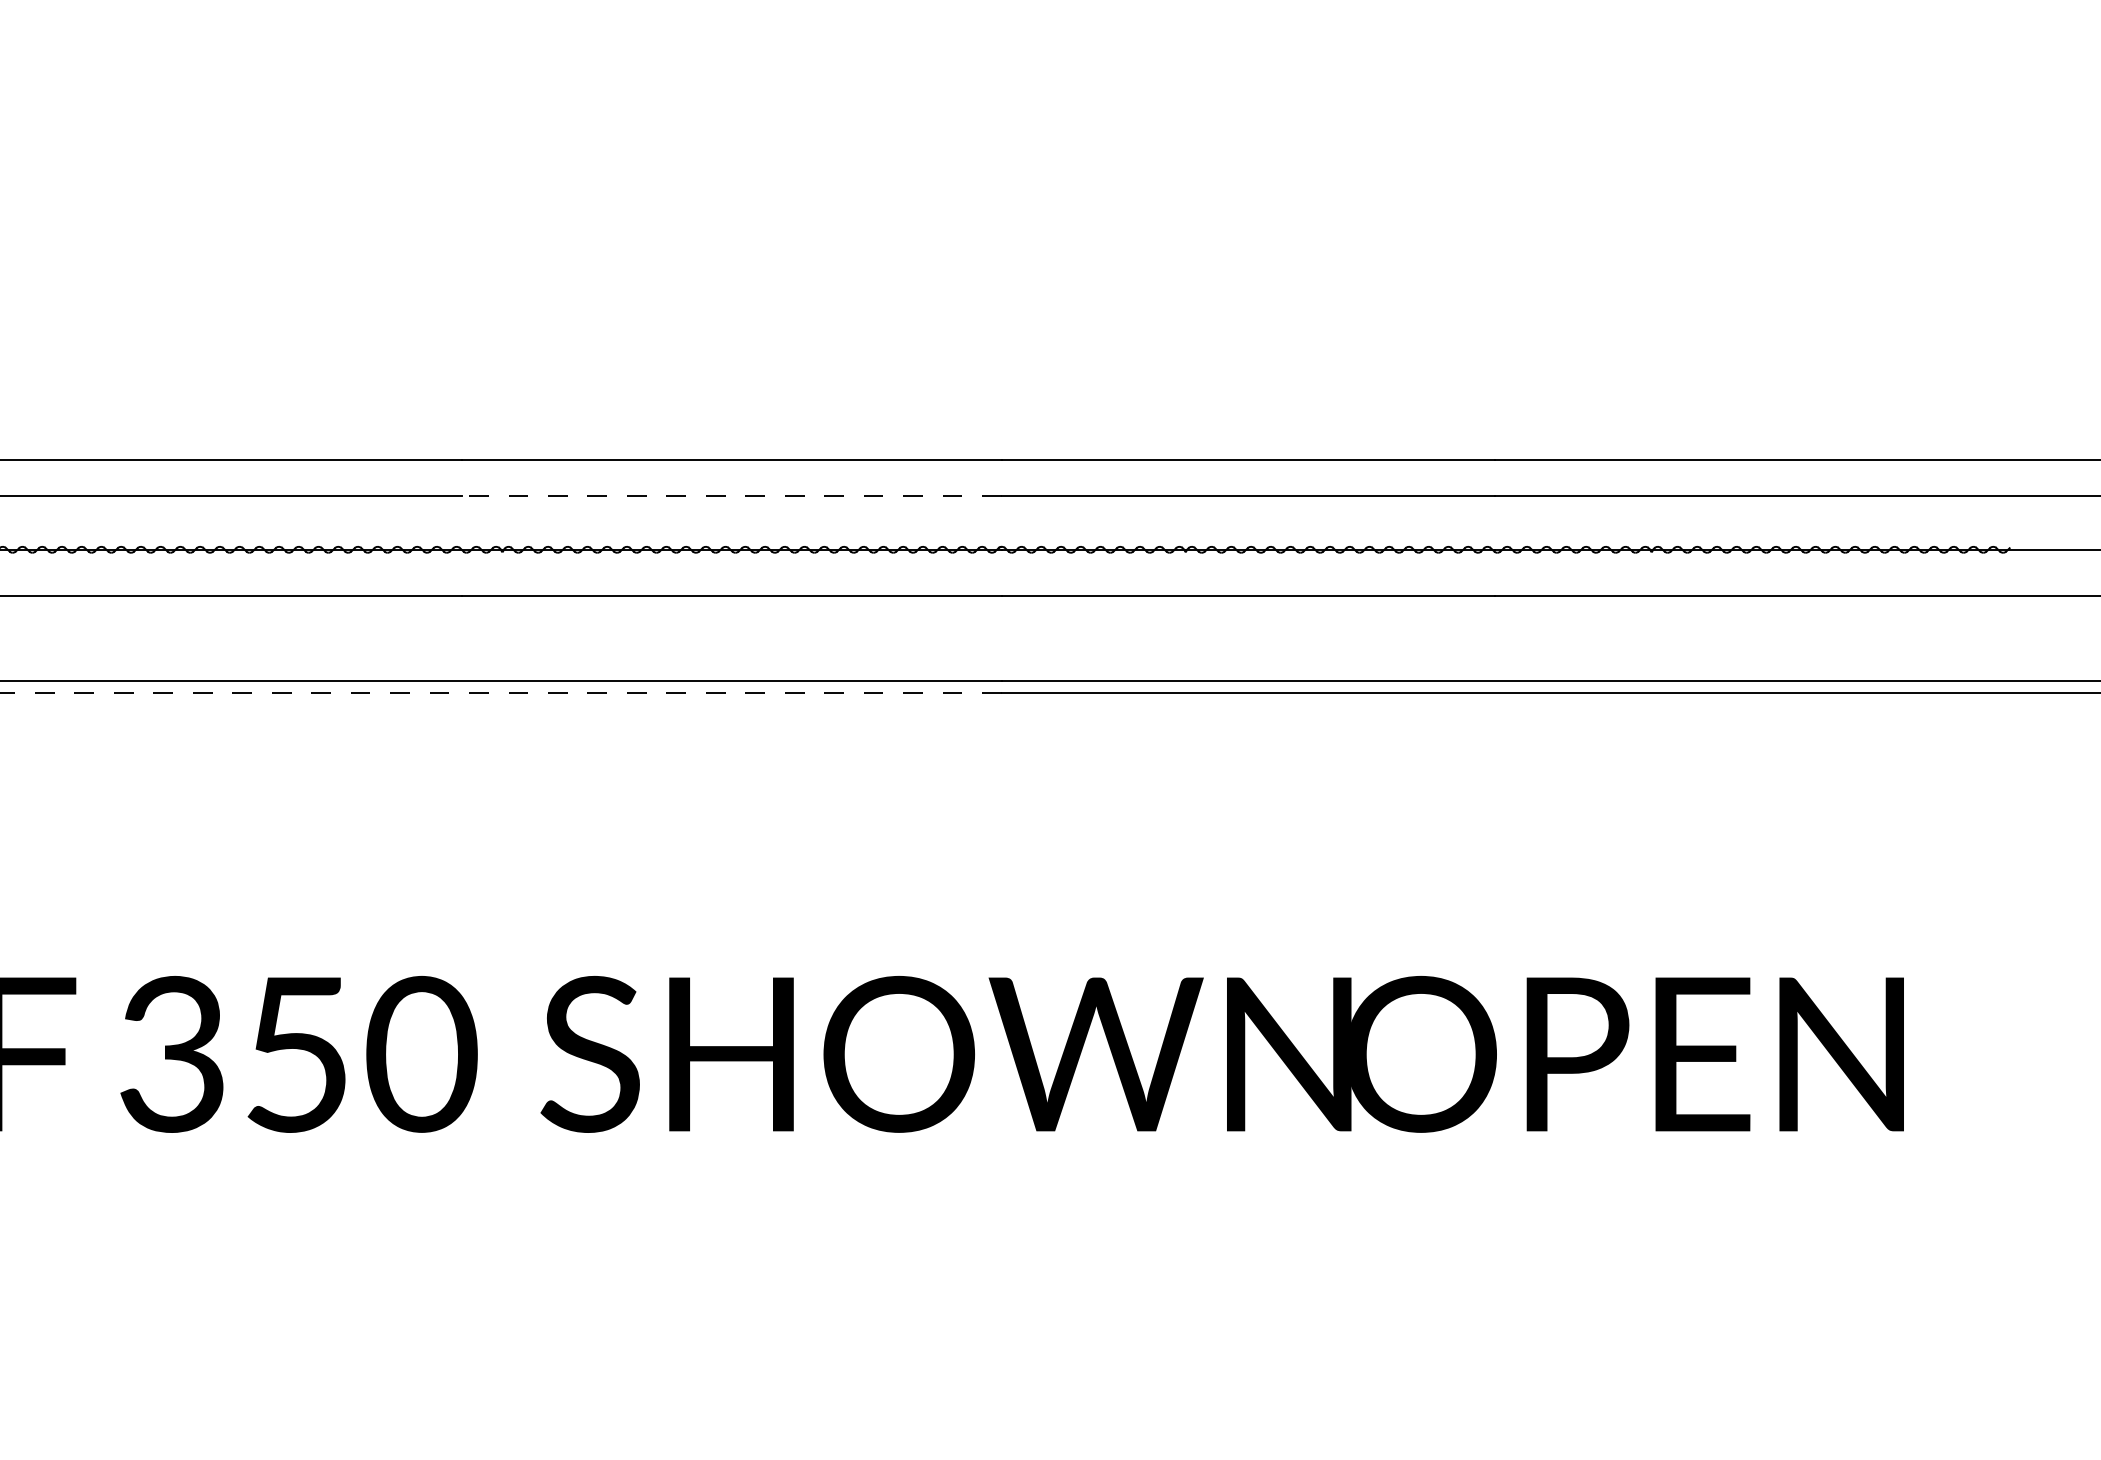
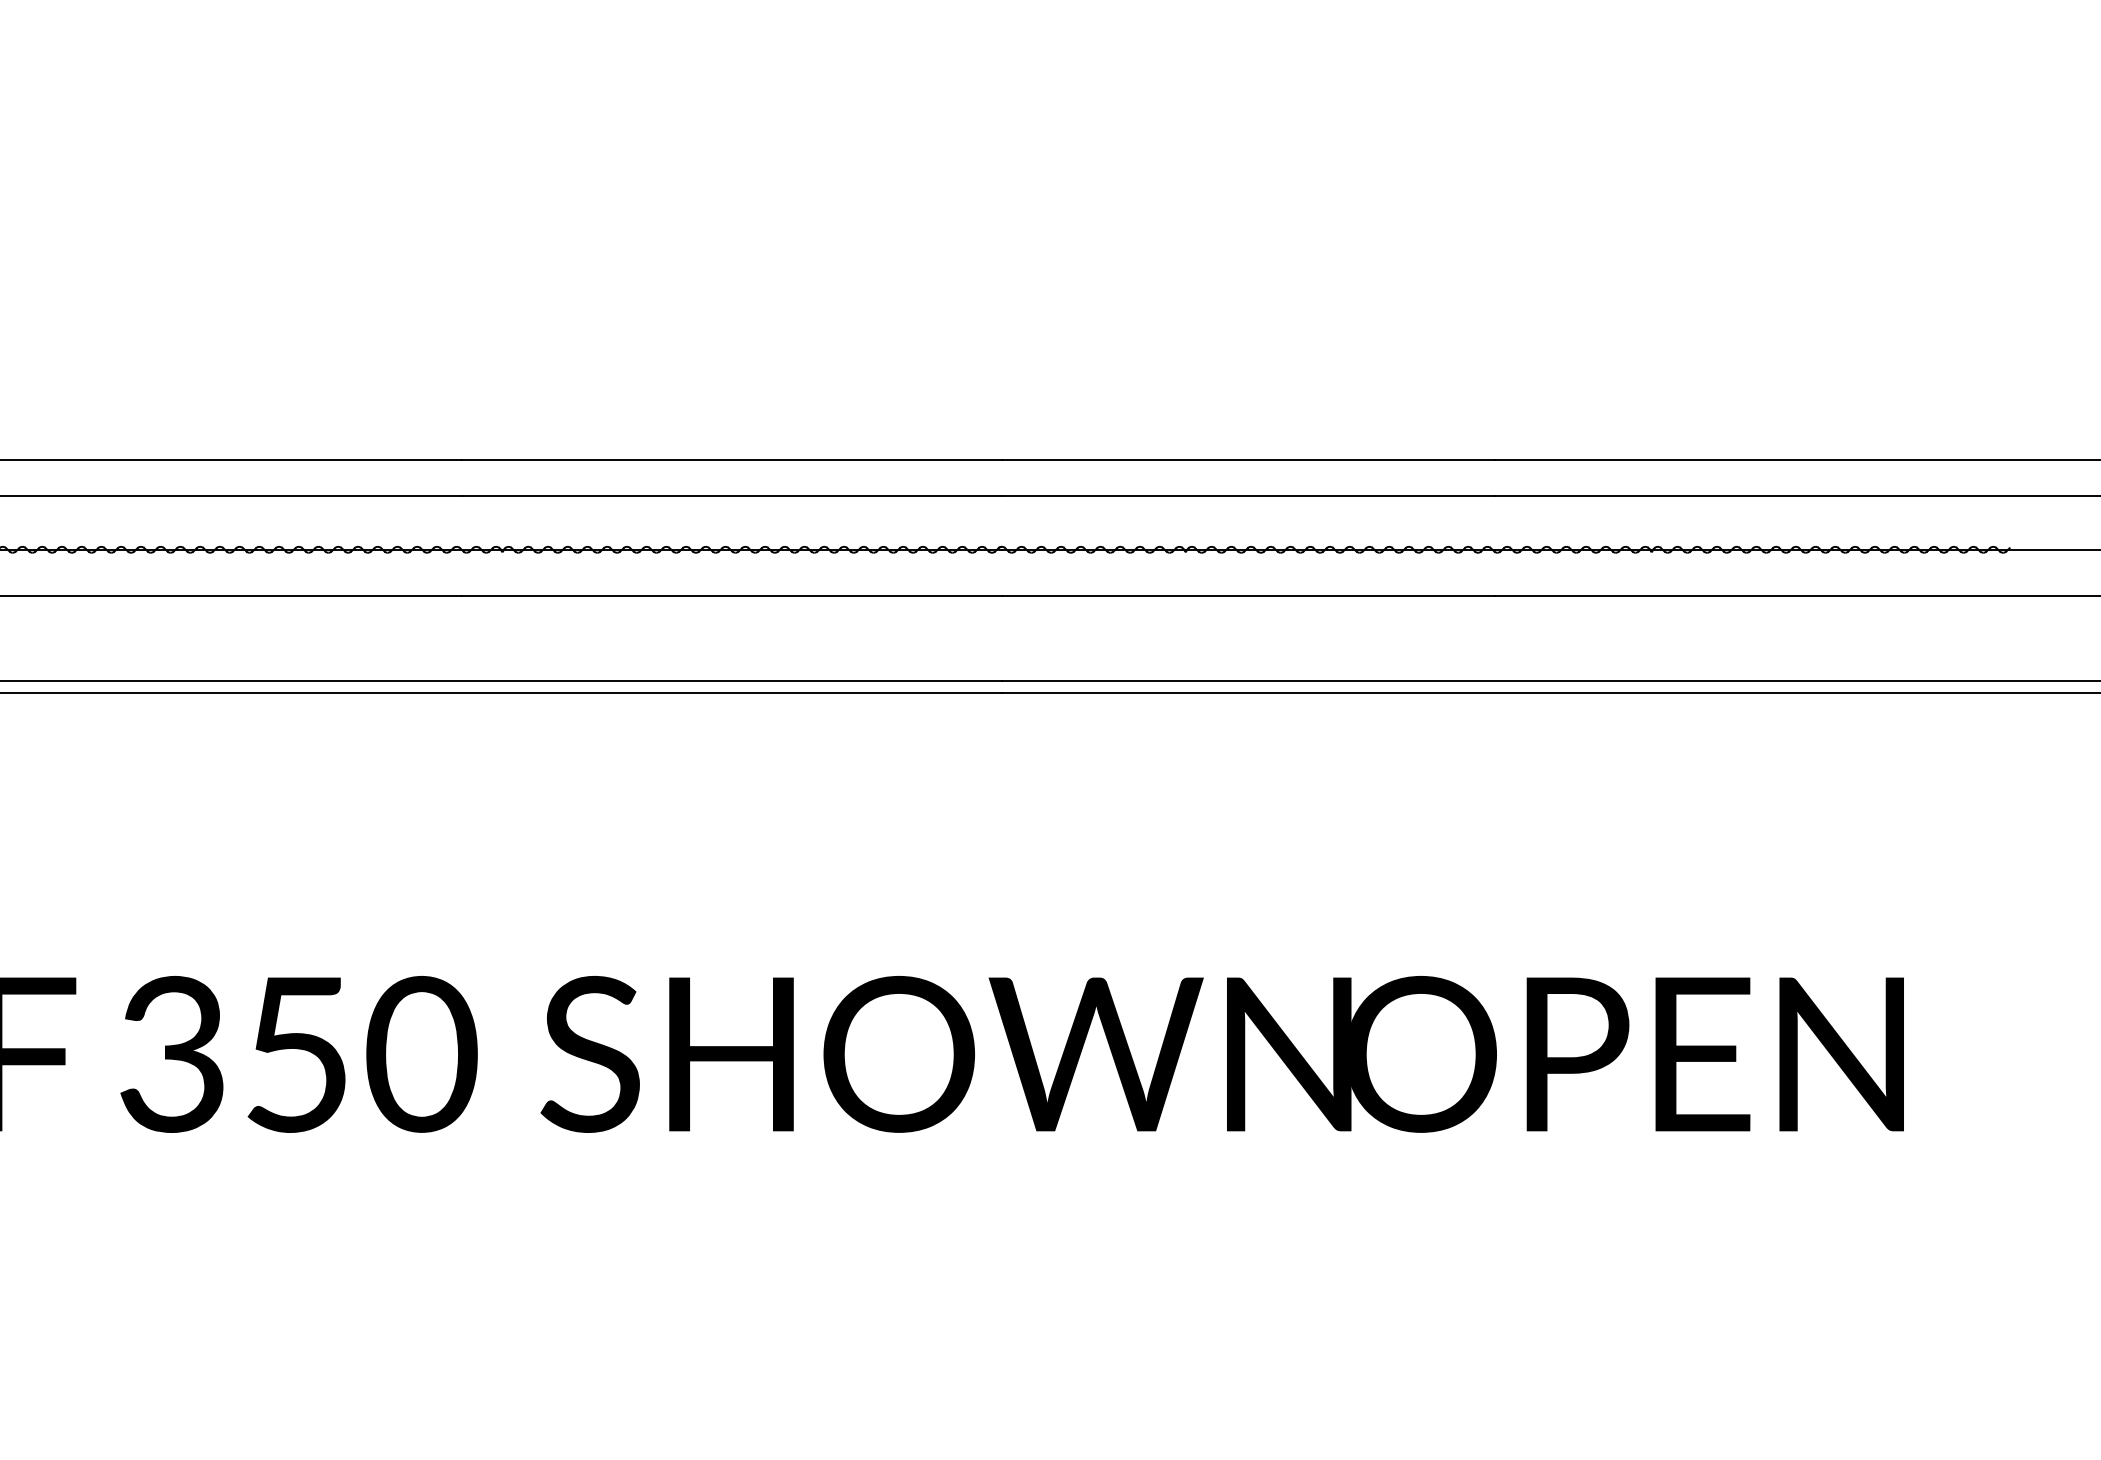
line: dashed -> solid (731, 495)
line: dashed -> solid (501, 693)
